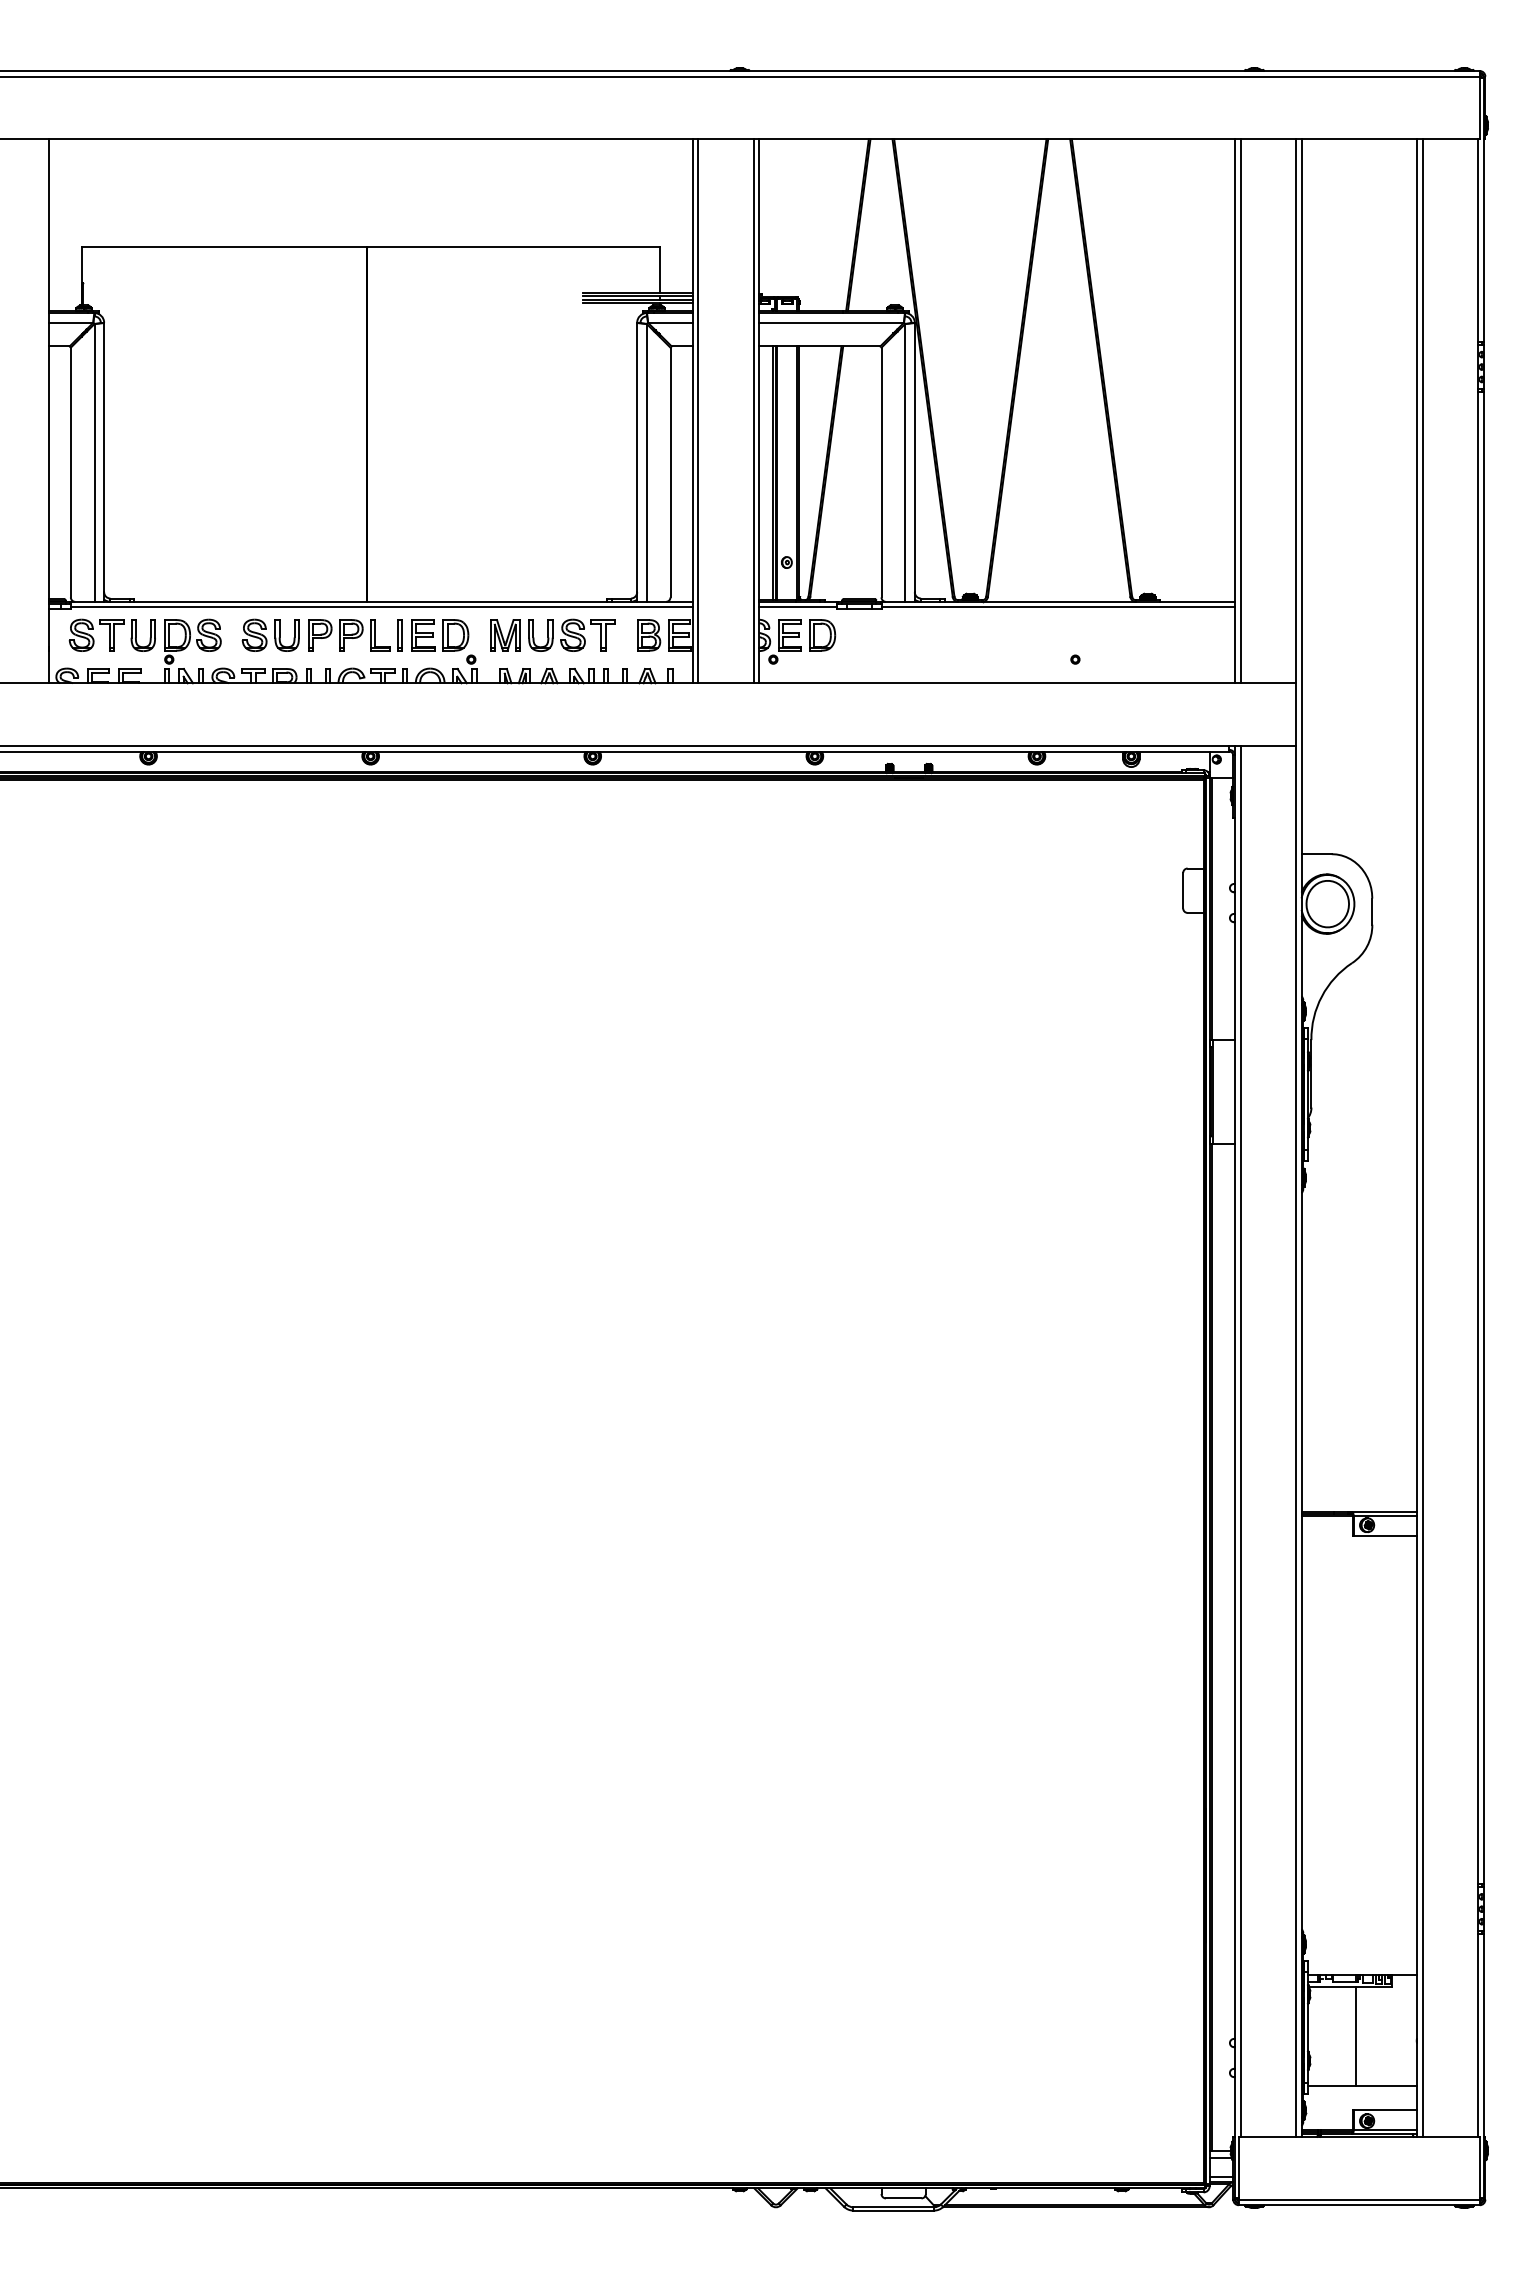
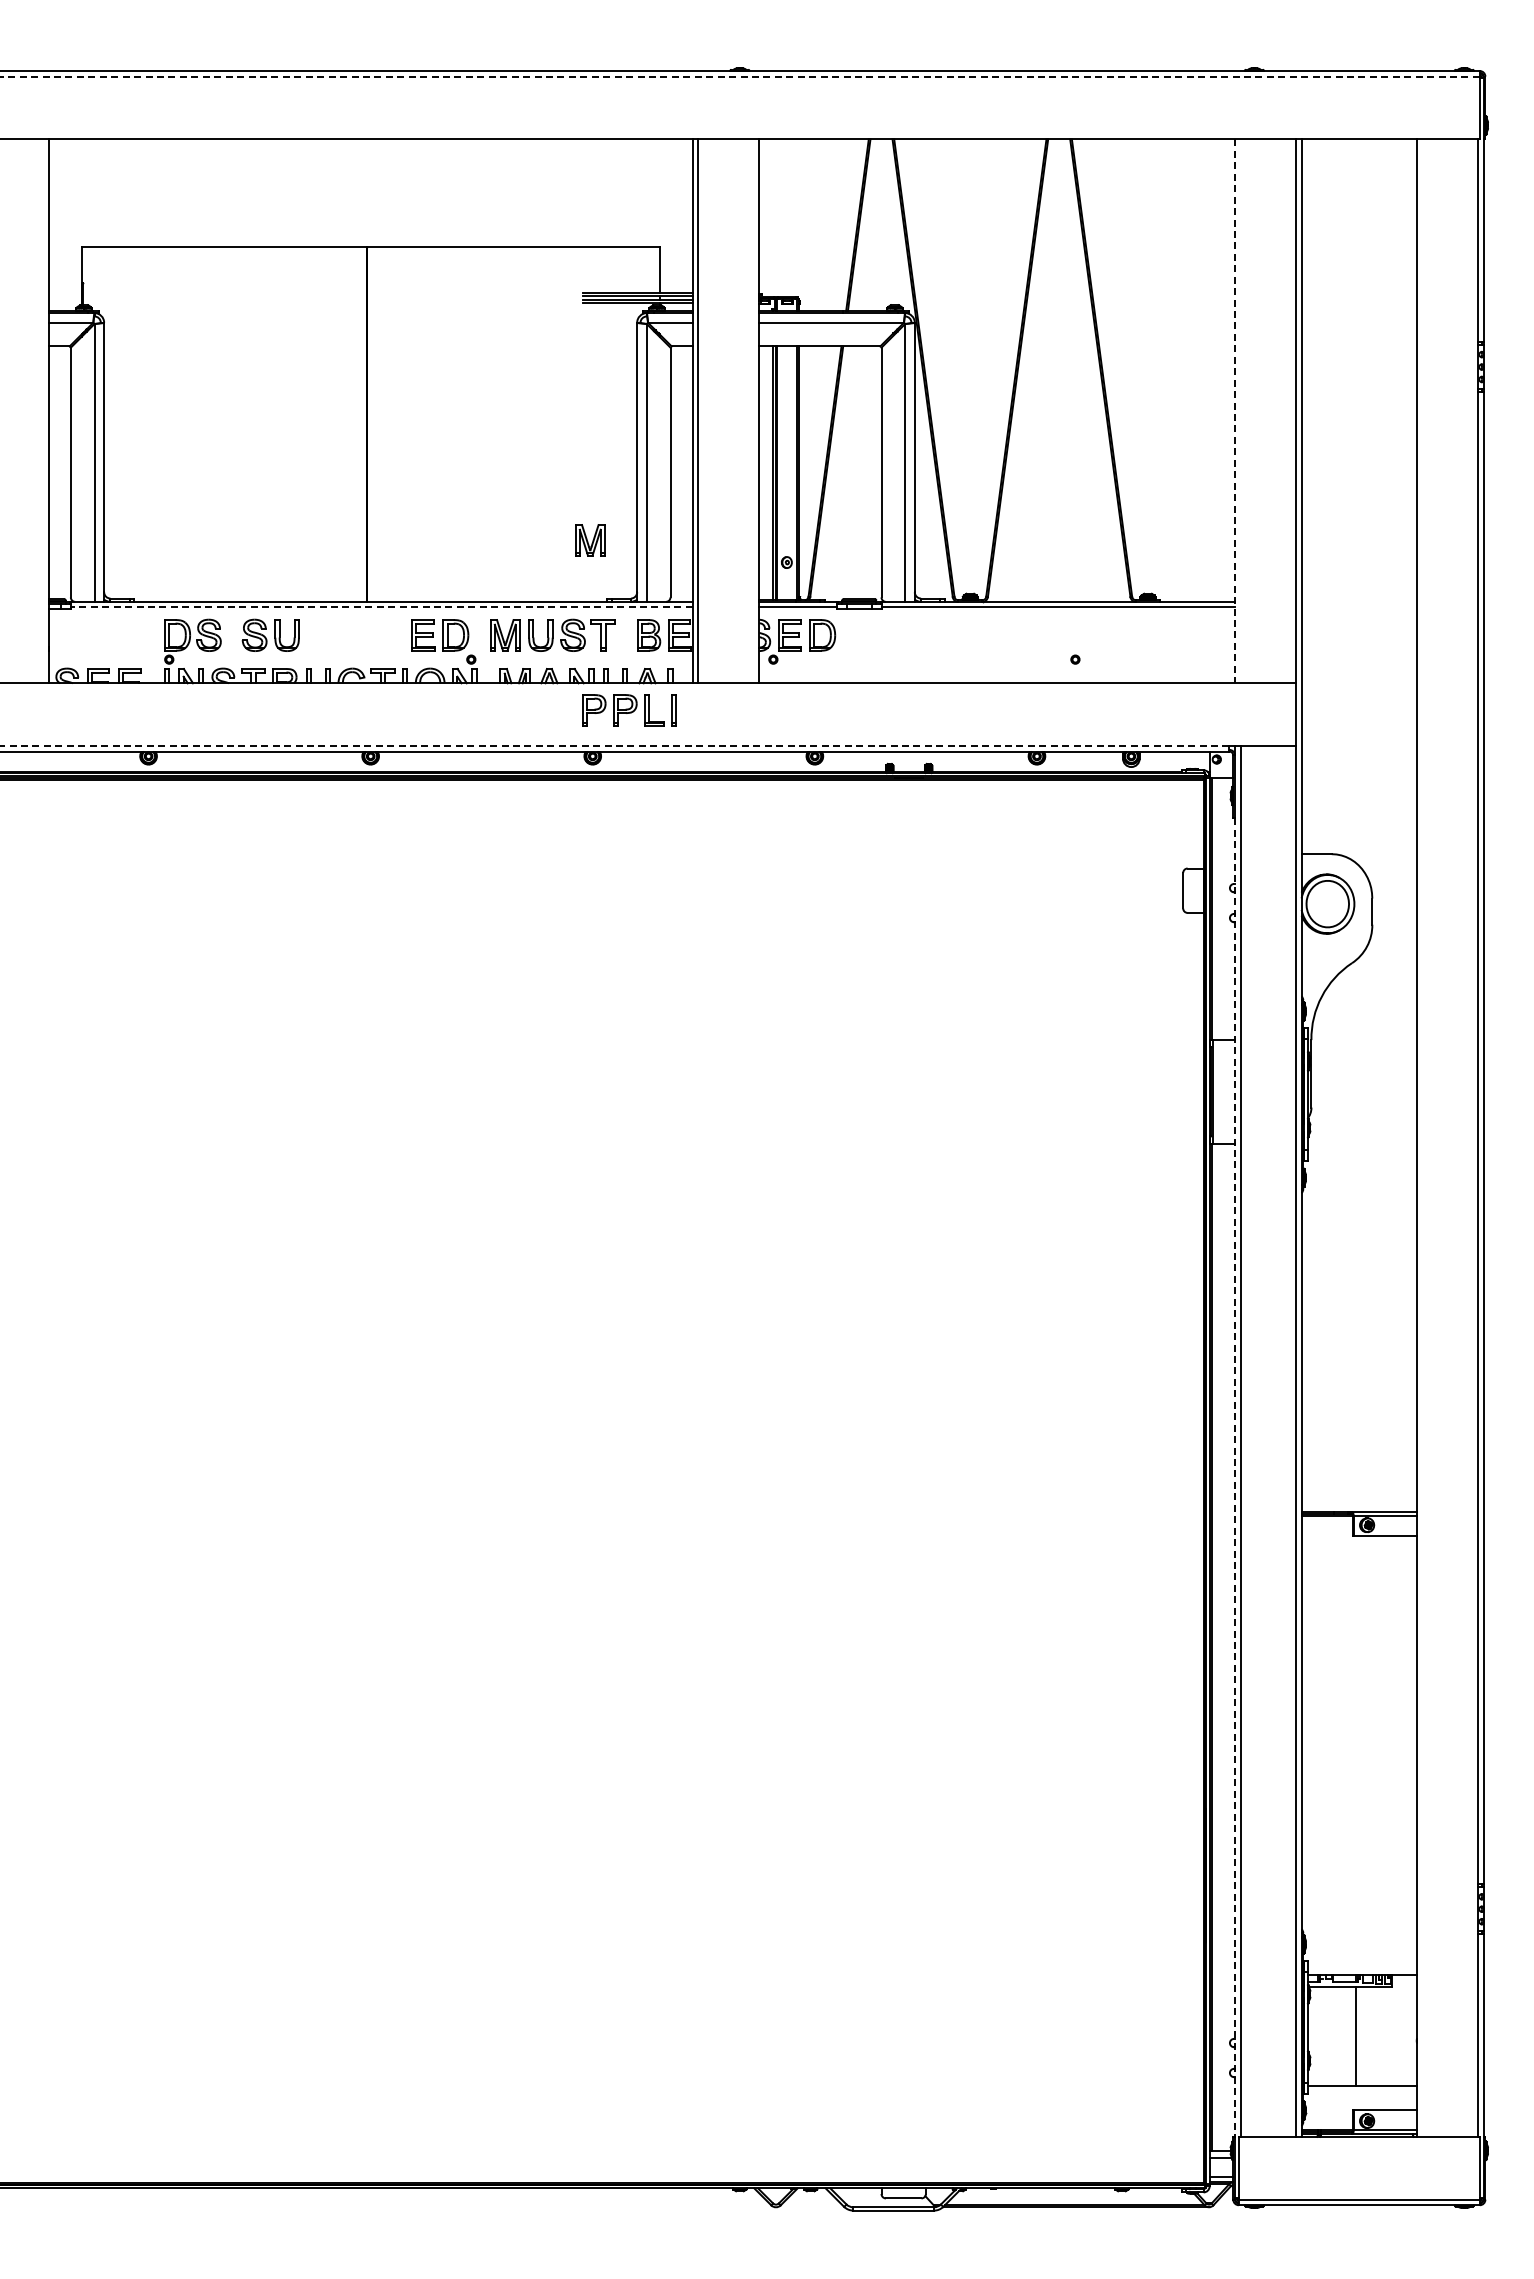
line: solid -> dashed (740, 76)
line: present -> none (753, 411)
line: solid -> dashed (1234, 411)
line: present -> none (1240, 411)
part: none -> present (590, 540)
line: solid -> dashed (381, 607)
part: present -> none (111, 634)
part position: (355, 635) -> (629, 710) (629, 710)
line: solid -> dashed (614, 746)
line: present -> none (1422, 1137)
line: solid -> dashed (1234, 1478)
